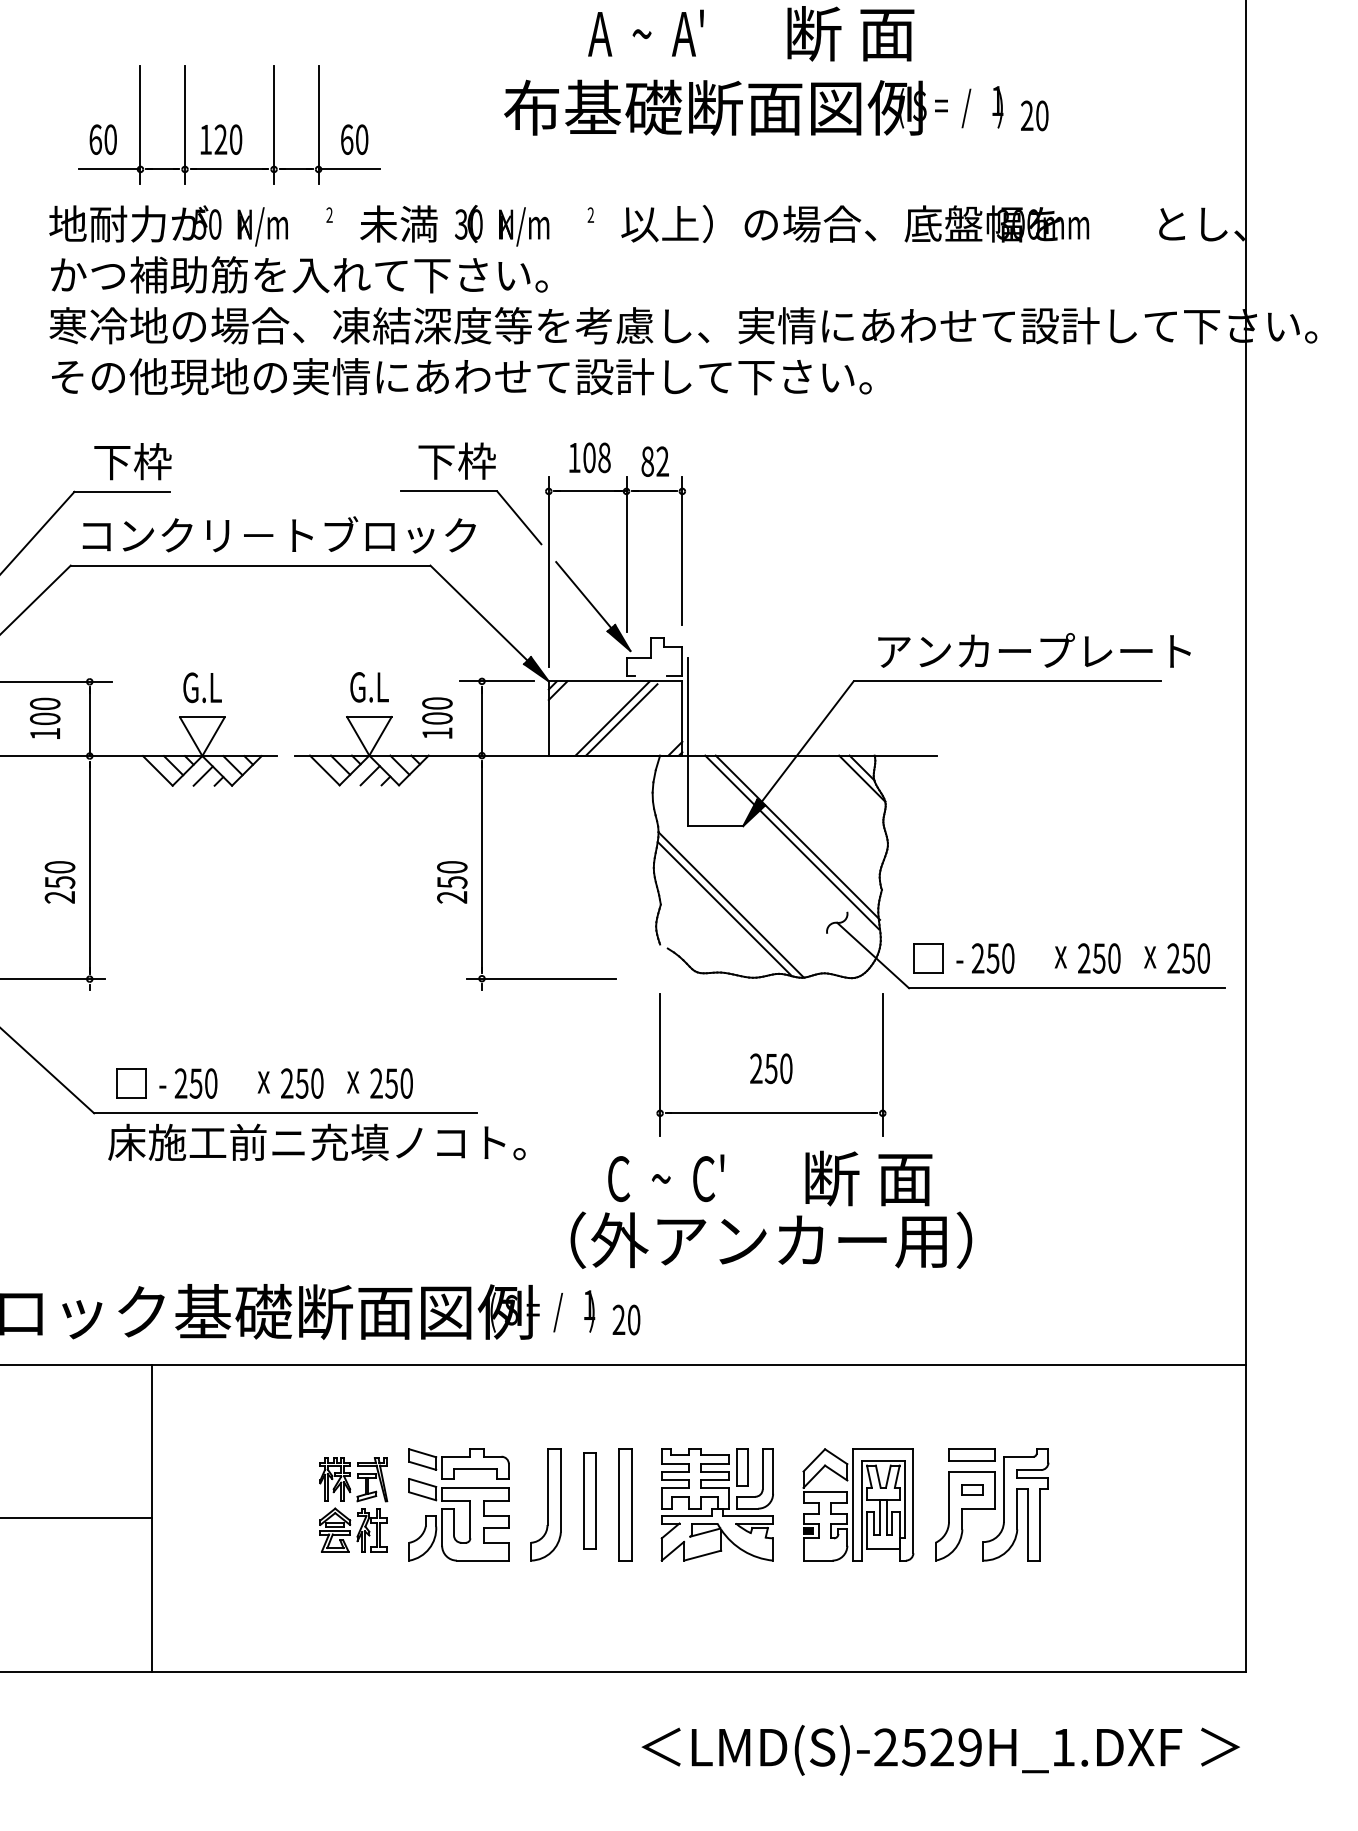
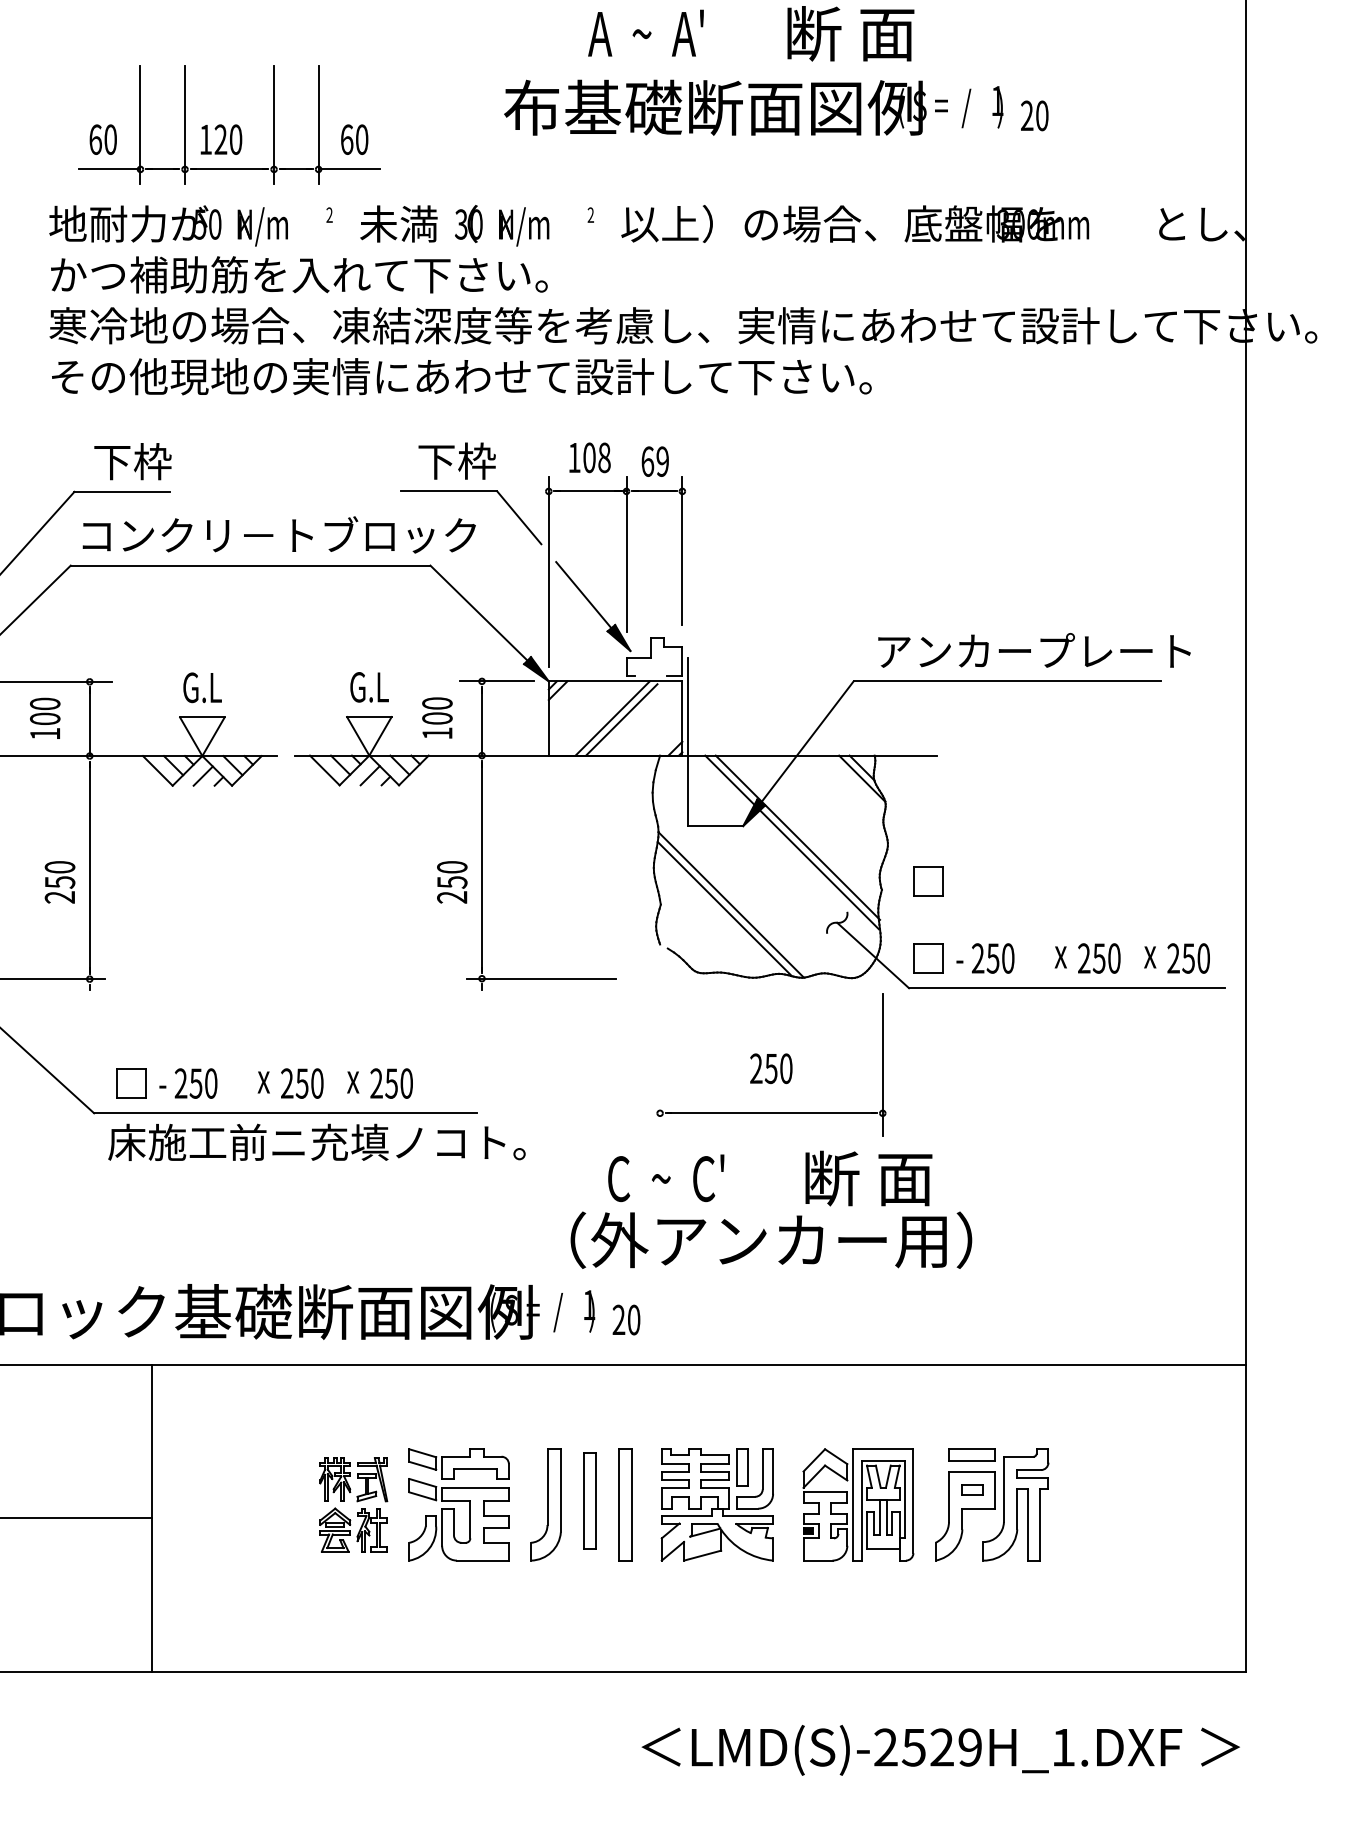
text: 82 -> 69 (654, 461)
part: none -> present (928, 881)
line: present -> none (660, 1064)
